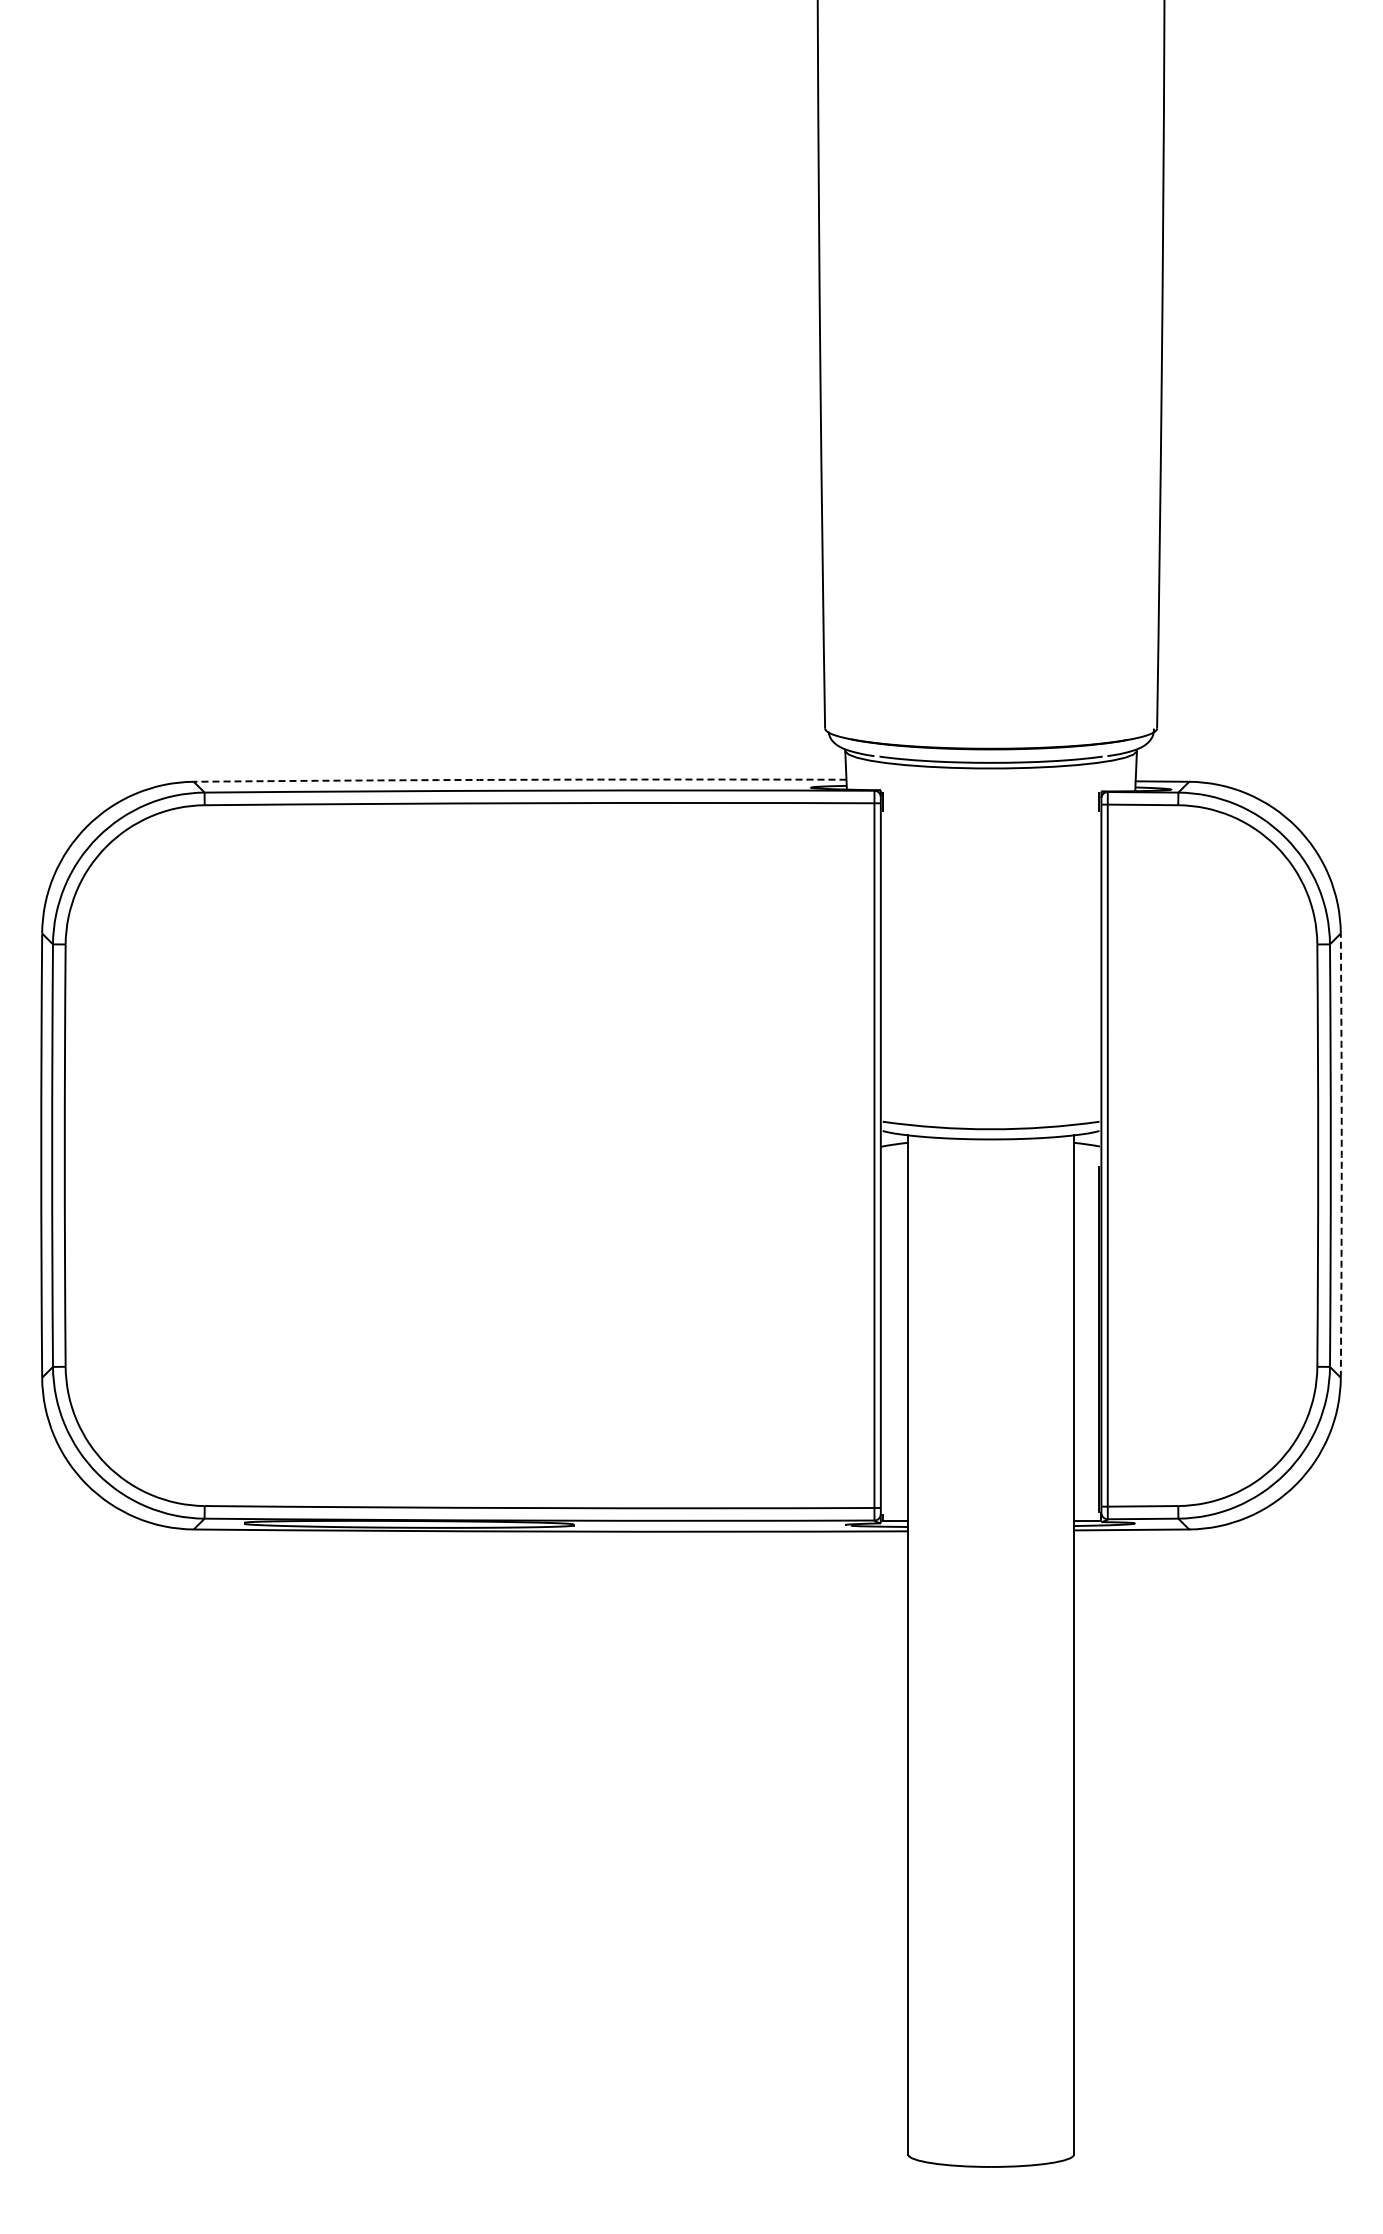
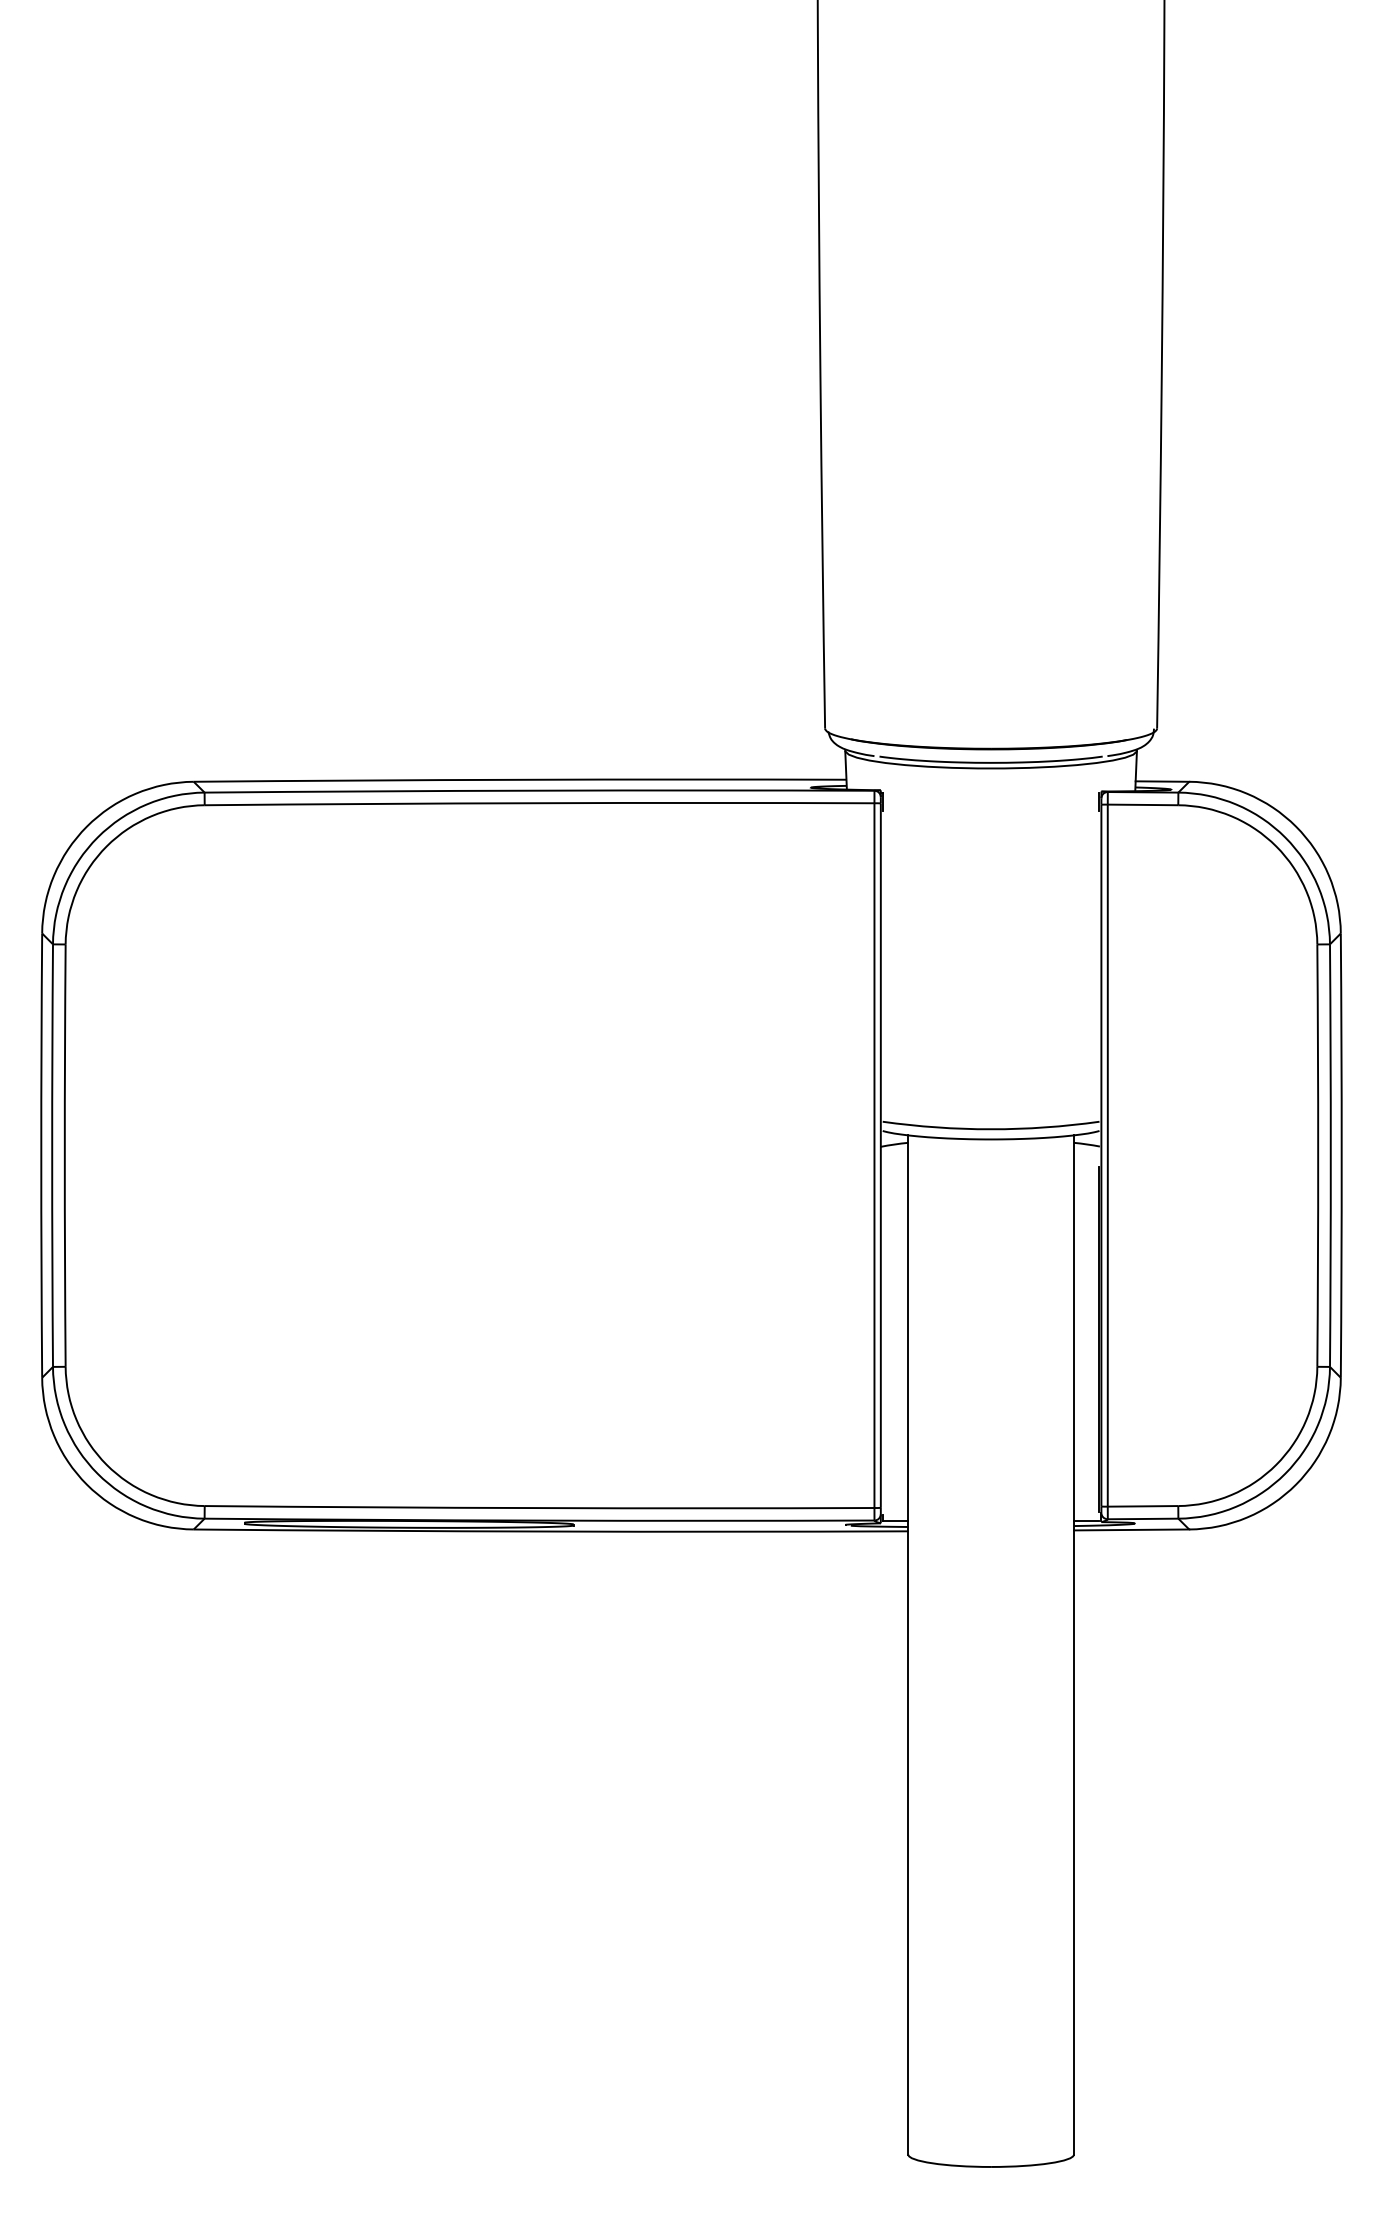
arc: dashed -> solid (520, 779)
arc: dashed -> solid (1341, 1155)
